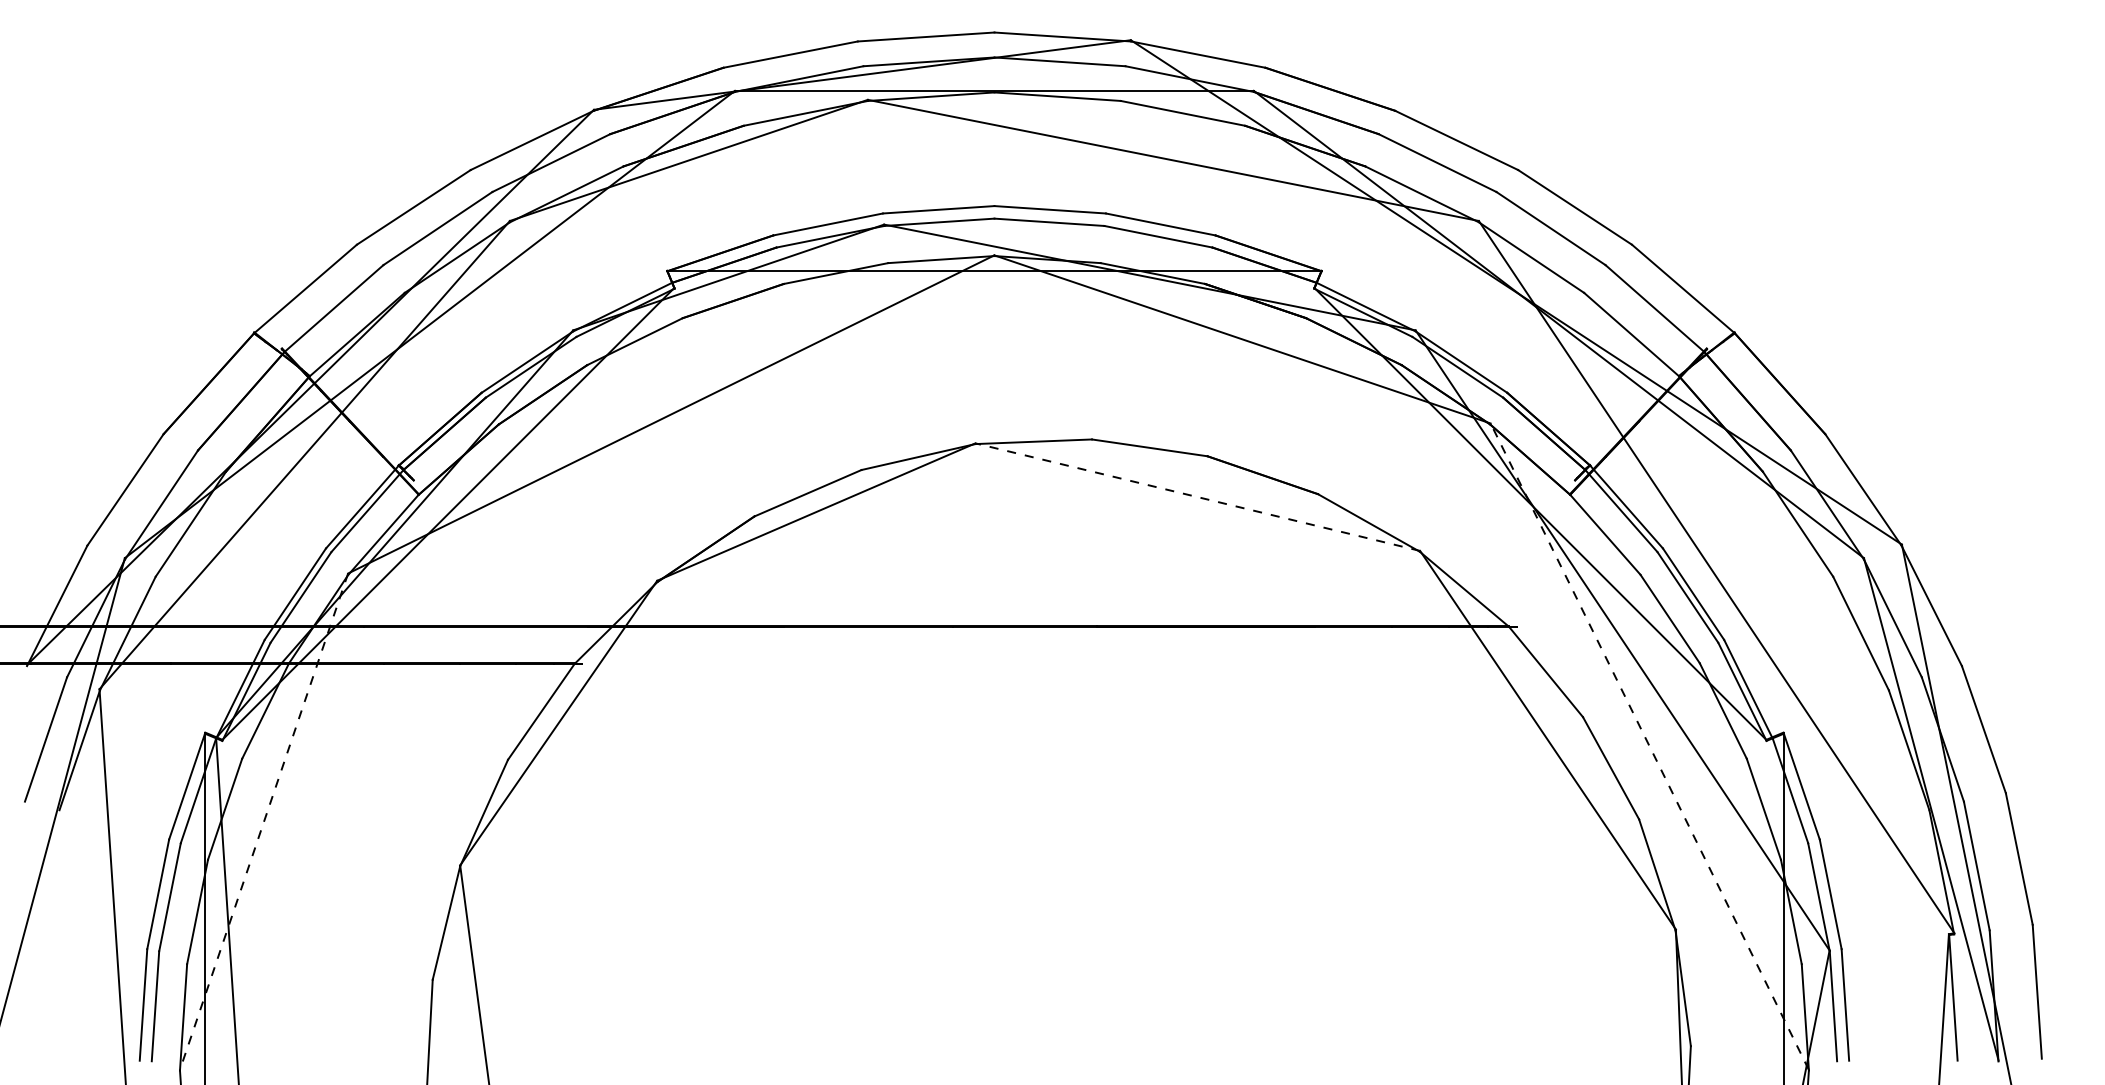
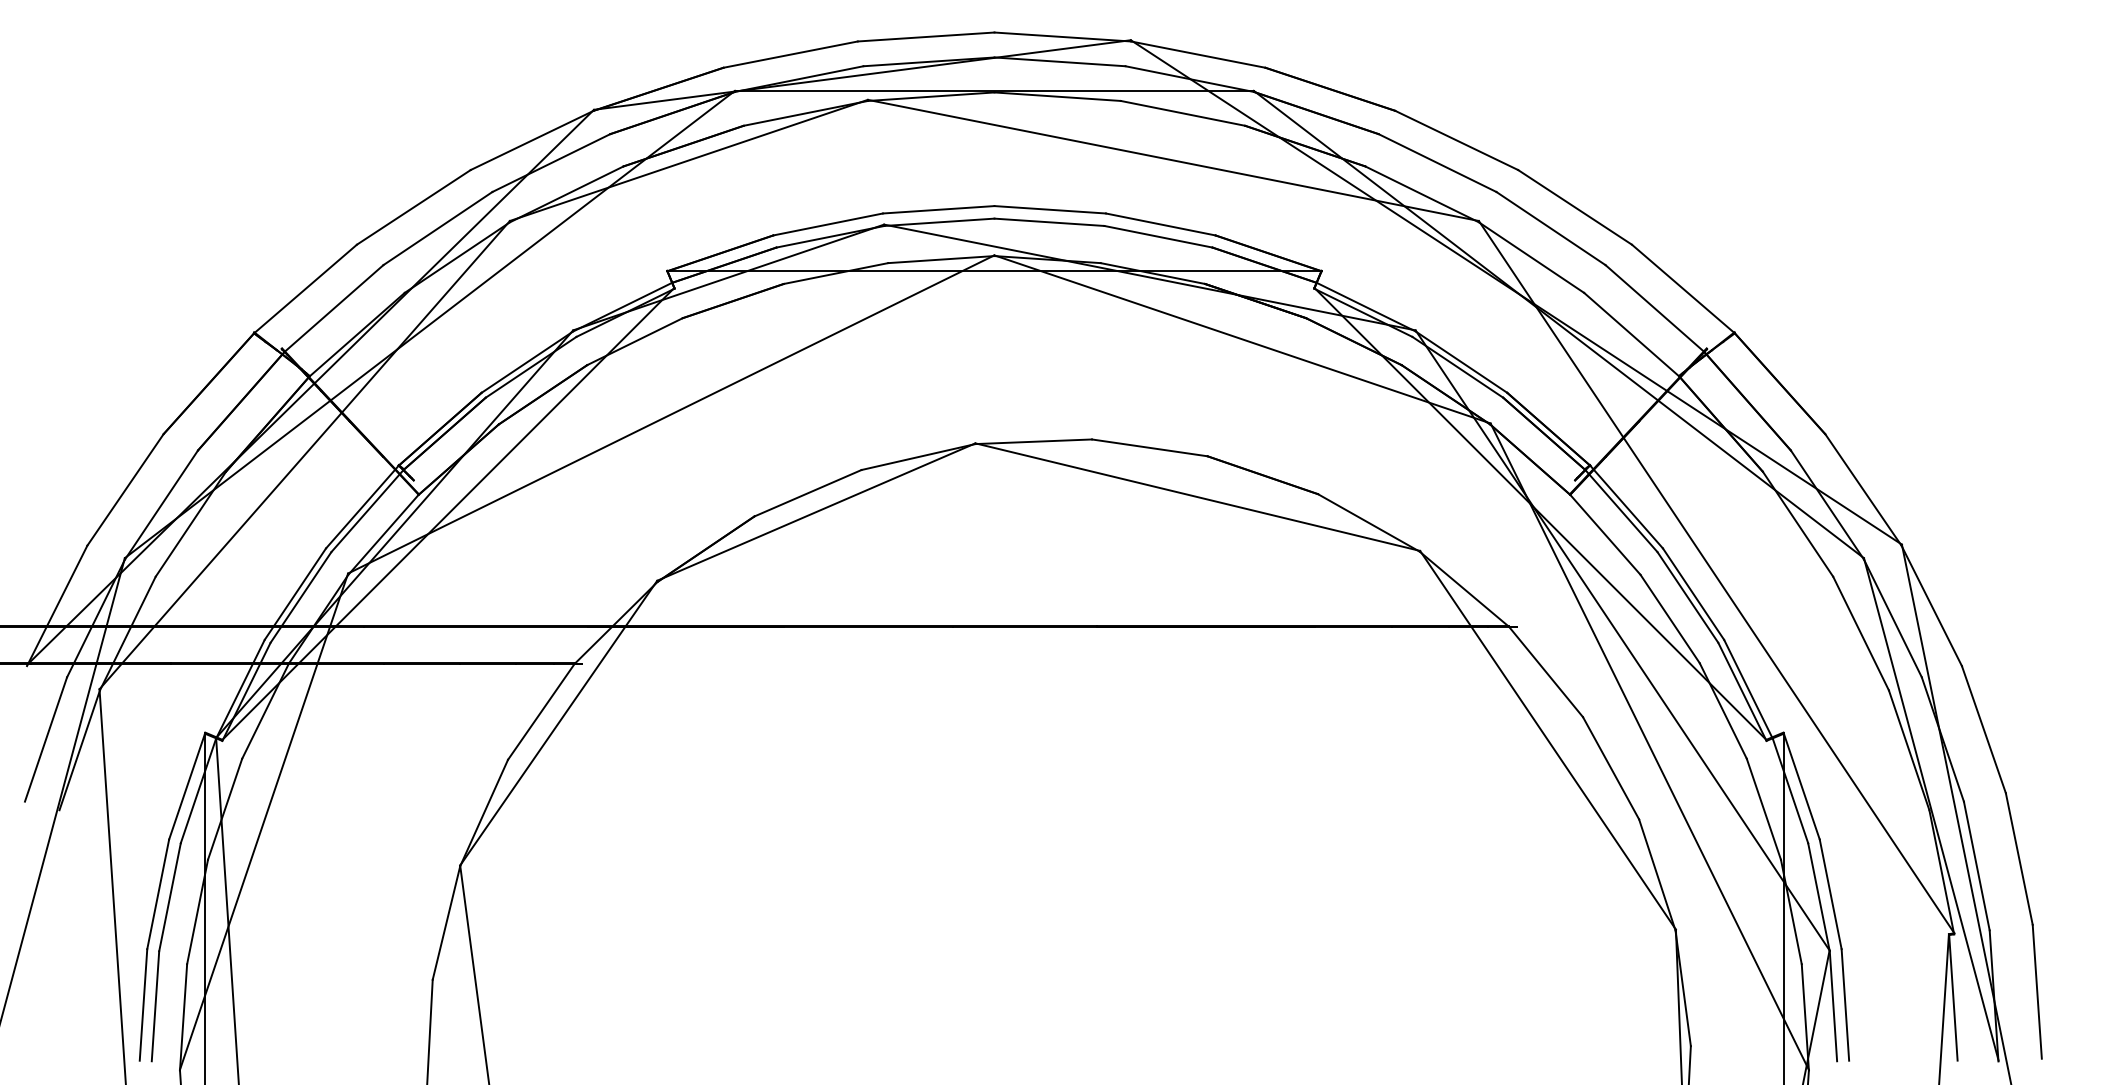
line: dashed -> solid (1197, 497)
line: dashed -> solid (1649, 746)
line: dashed -> solid (264, 821)
